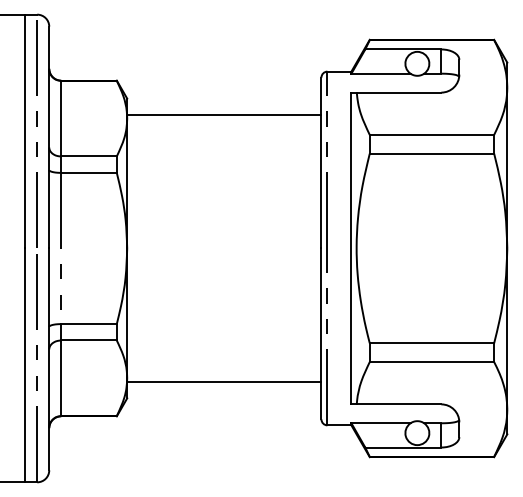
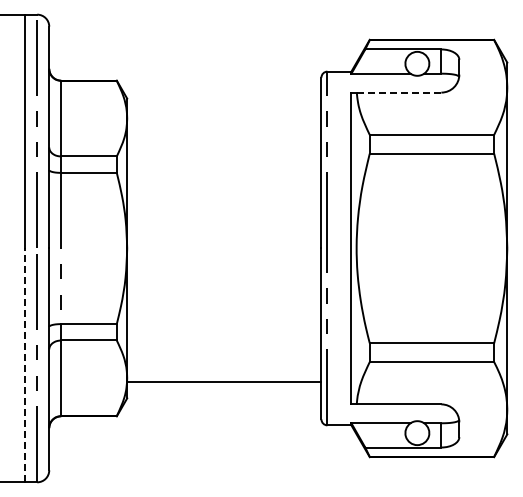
line: solid -> dashed (399, 92)
line: present -> none (224, 115)
line: solid -> dashed (25, 365)
